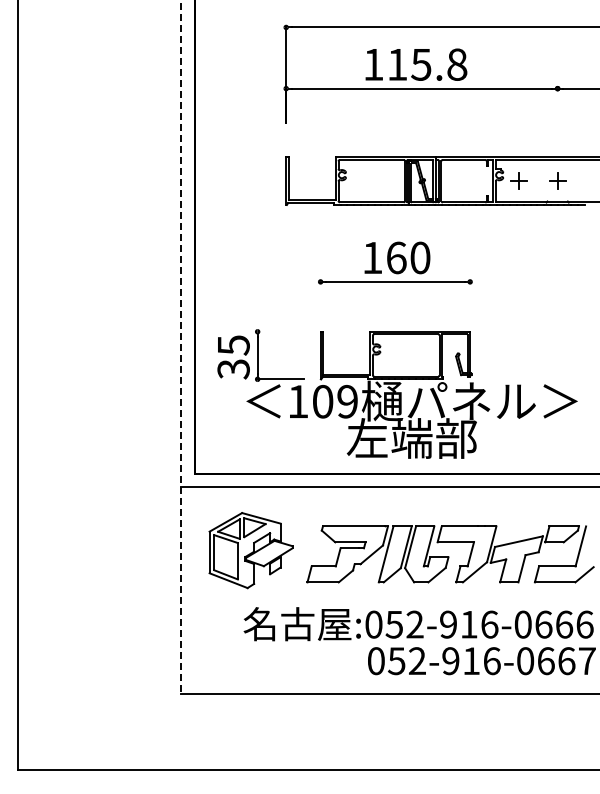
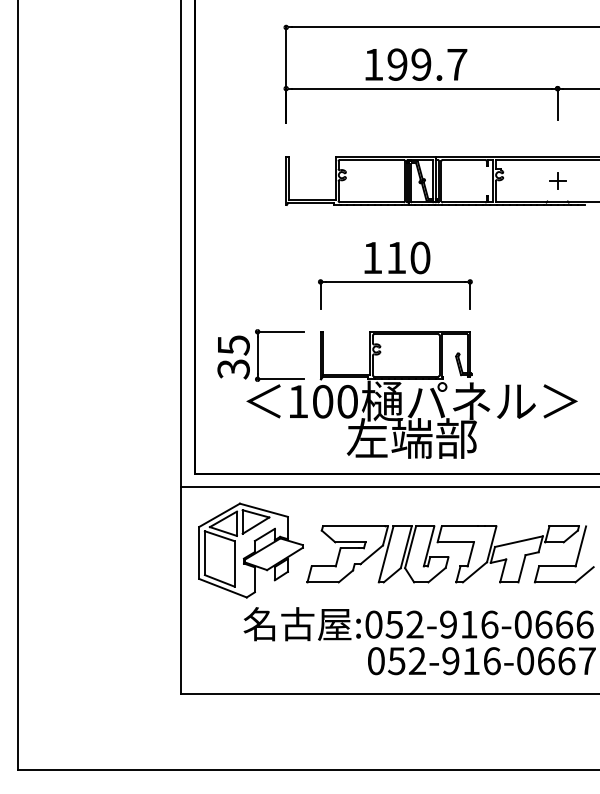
text: 115.8 -> 199.7 (427, 64)
line: none -> present (557, 103)
part: present -> none (518, 180)
text: 160 -> 110 (396, 257)
line: none -> present (320, 295)
line: none -> present (470, 295)
line: none -> present (280, 331)
line: dashed -> solid (181, 347)
text: 109 -> 100 (347, 401)
part size: 86x78 px -> 106x97 px (250, 550)
